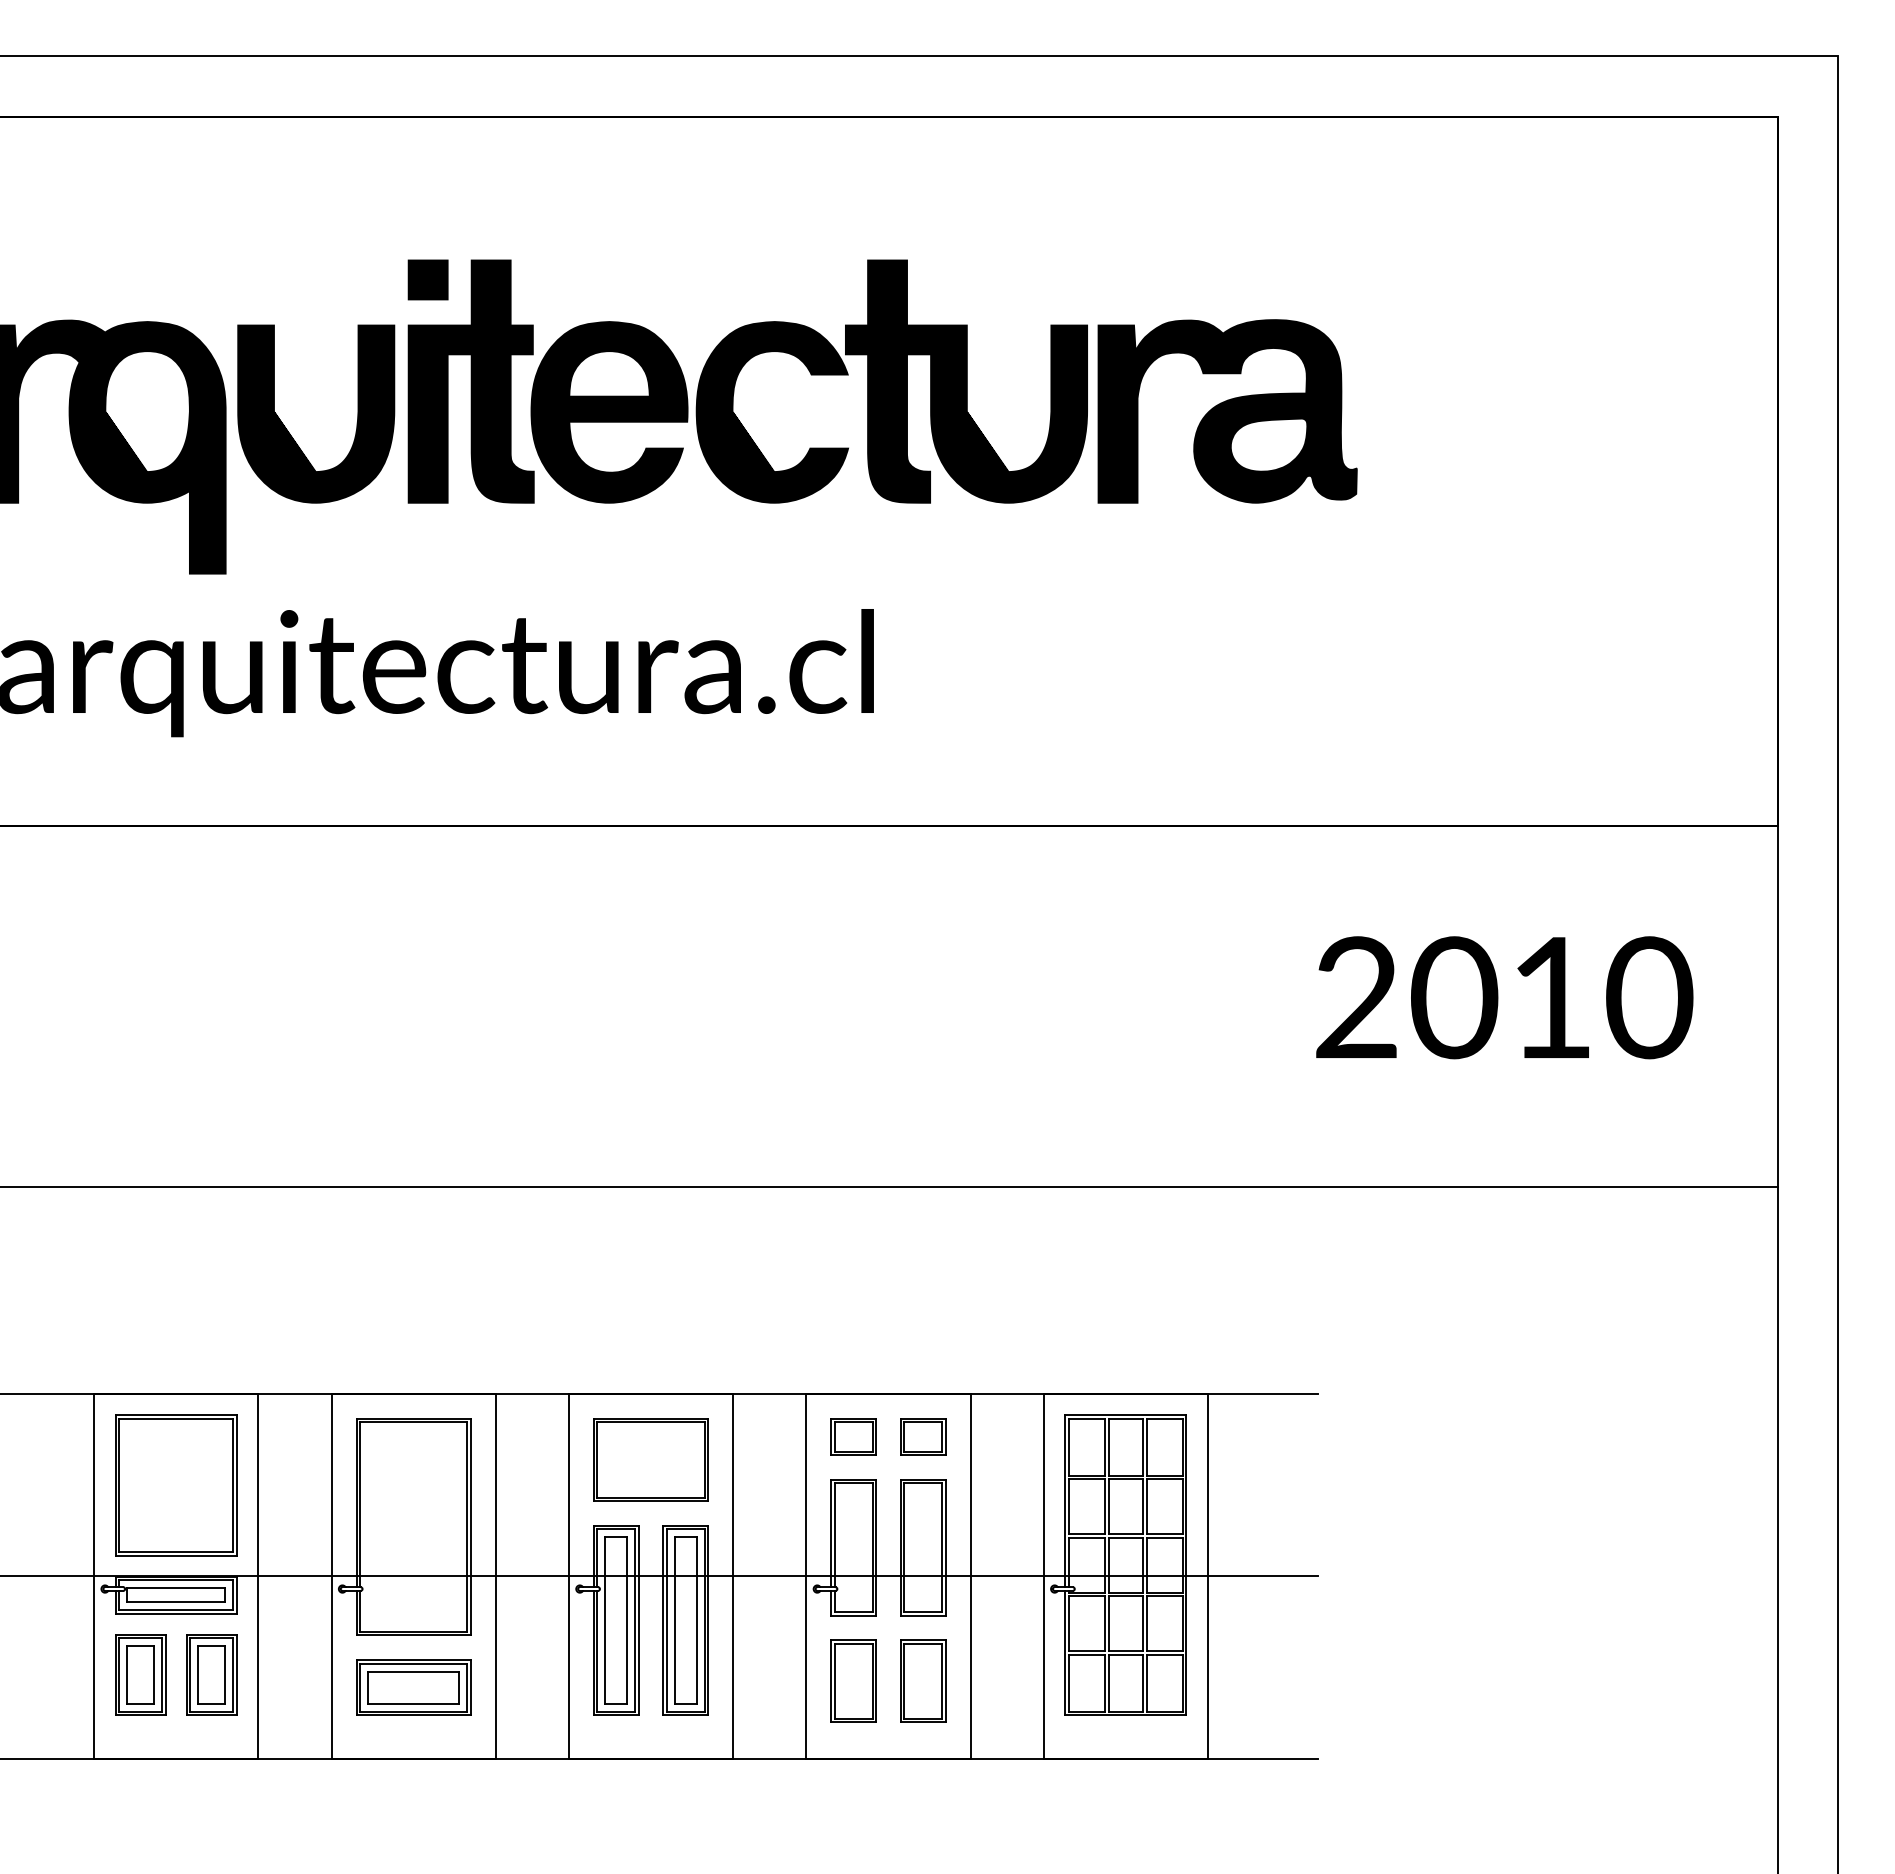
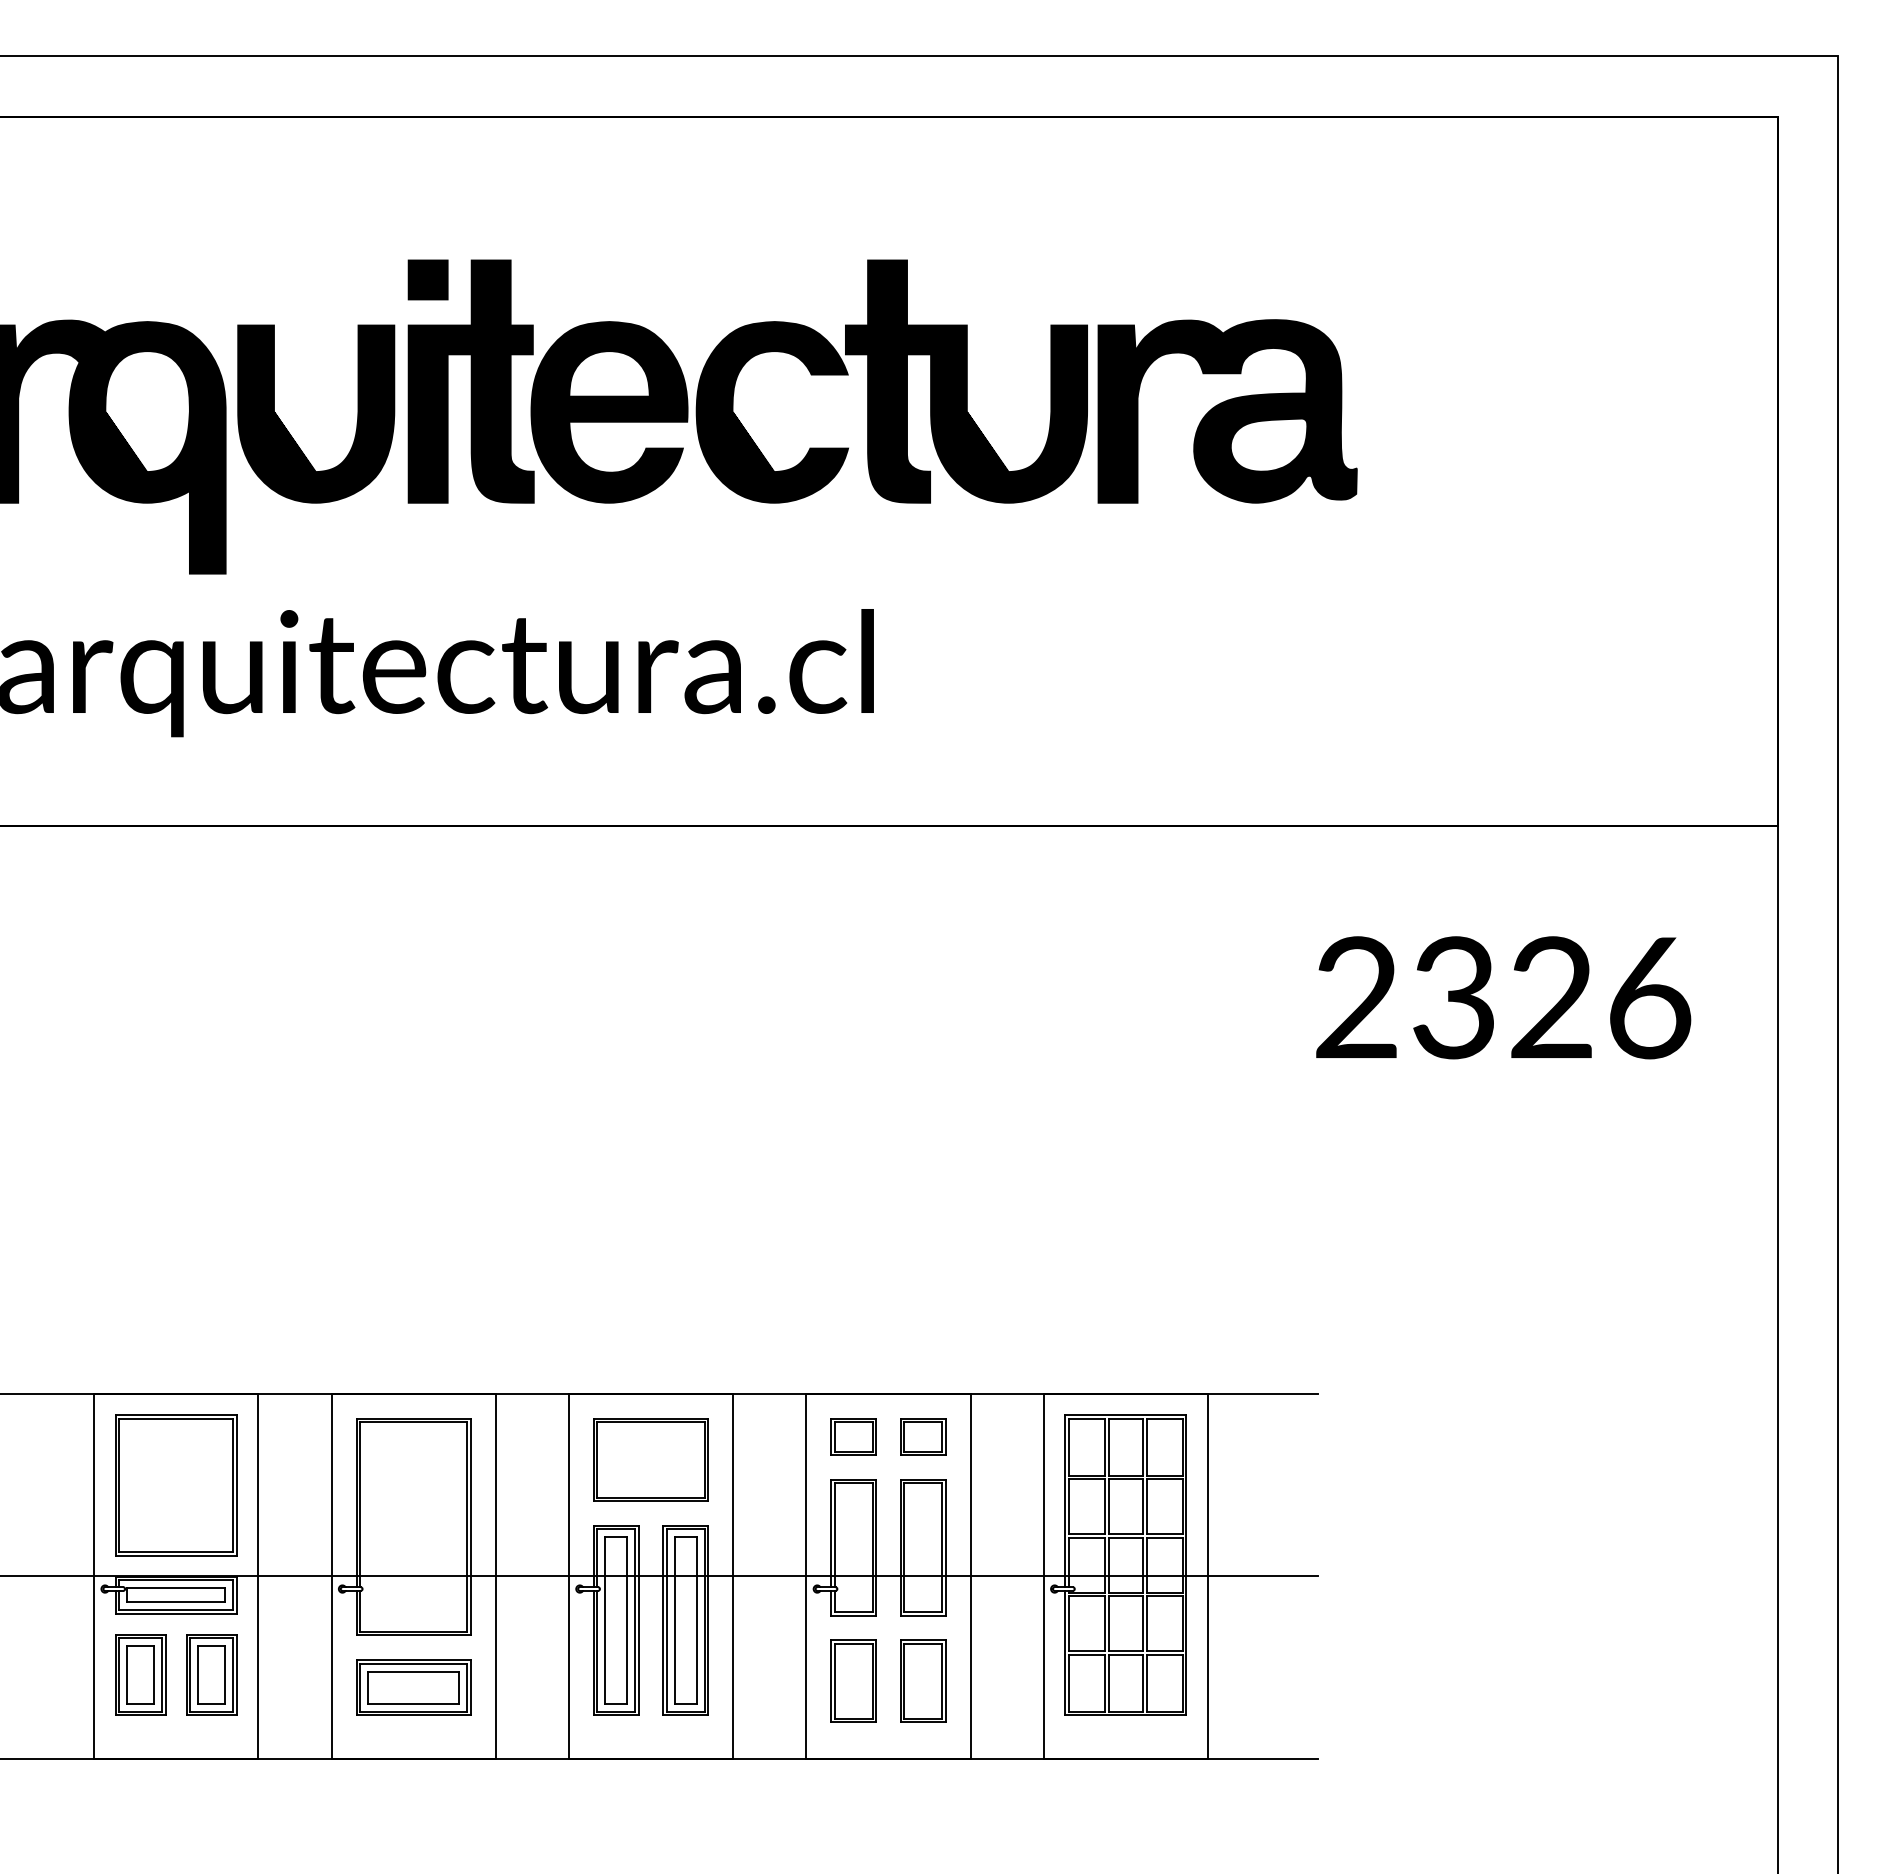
text: 2010 -> 2326 (1552, 997)
line: present -> none (889, 1187)
